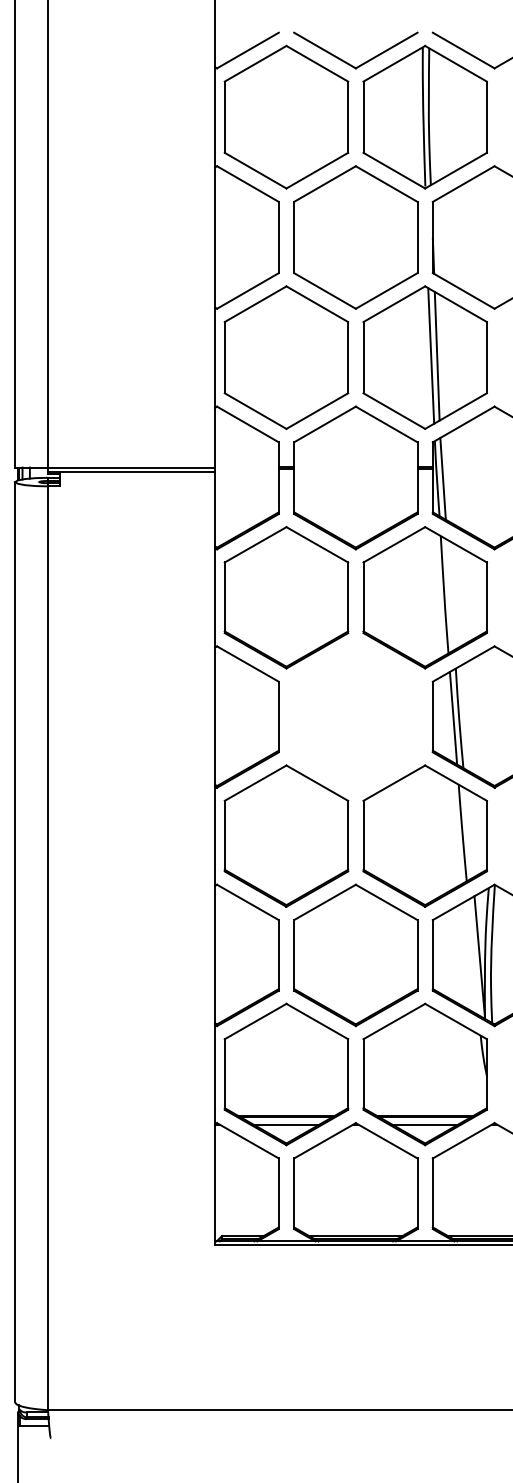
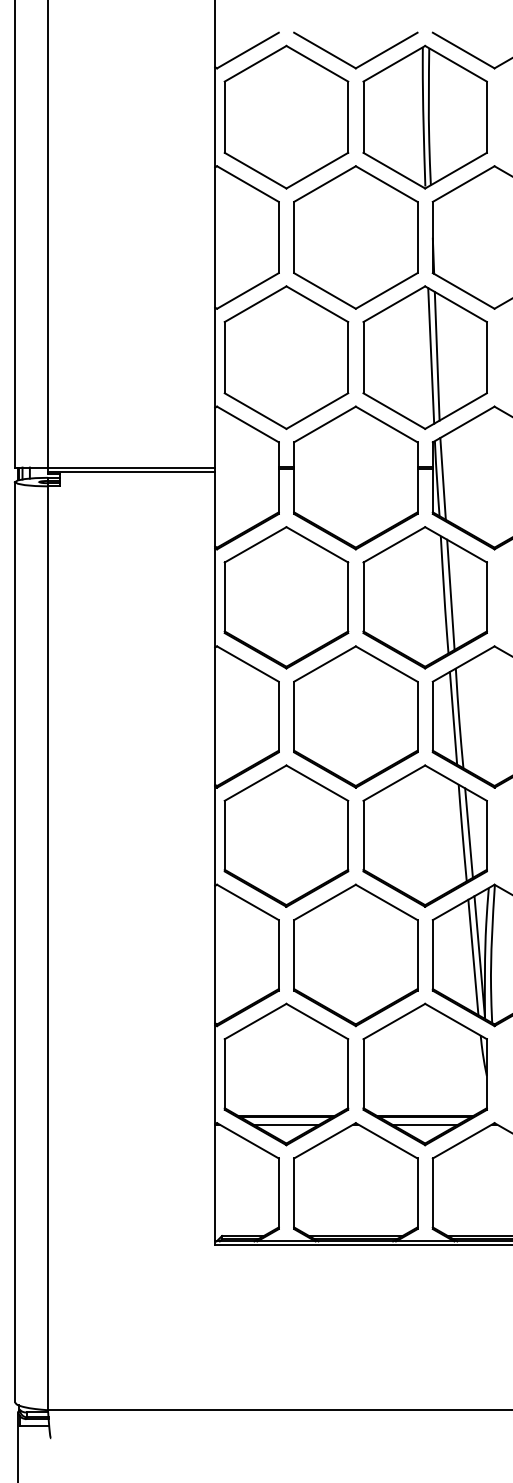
line: none -> present (450, 594)
part: none -> present (355, 716)
line: none -> present (468, 832)
line: none -> present (473, 957)
